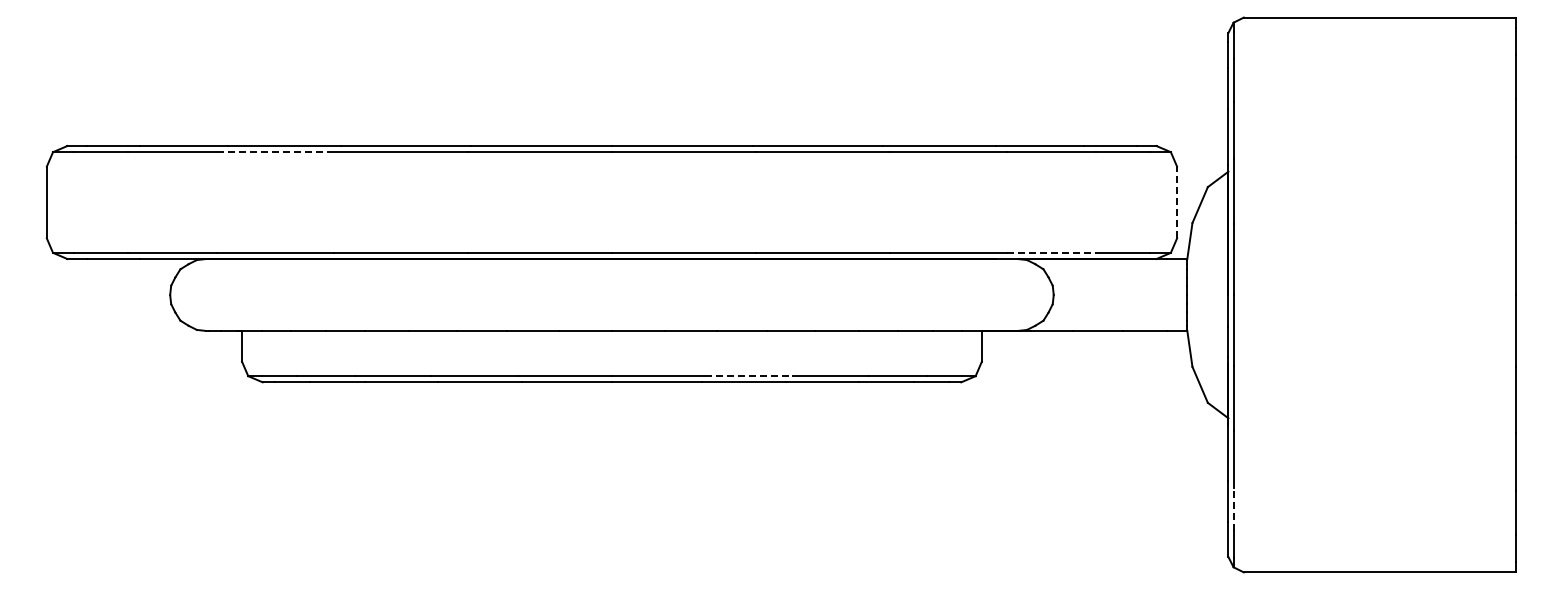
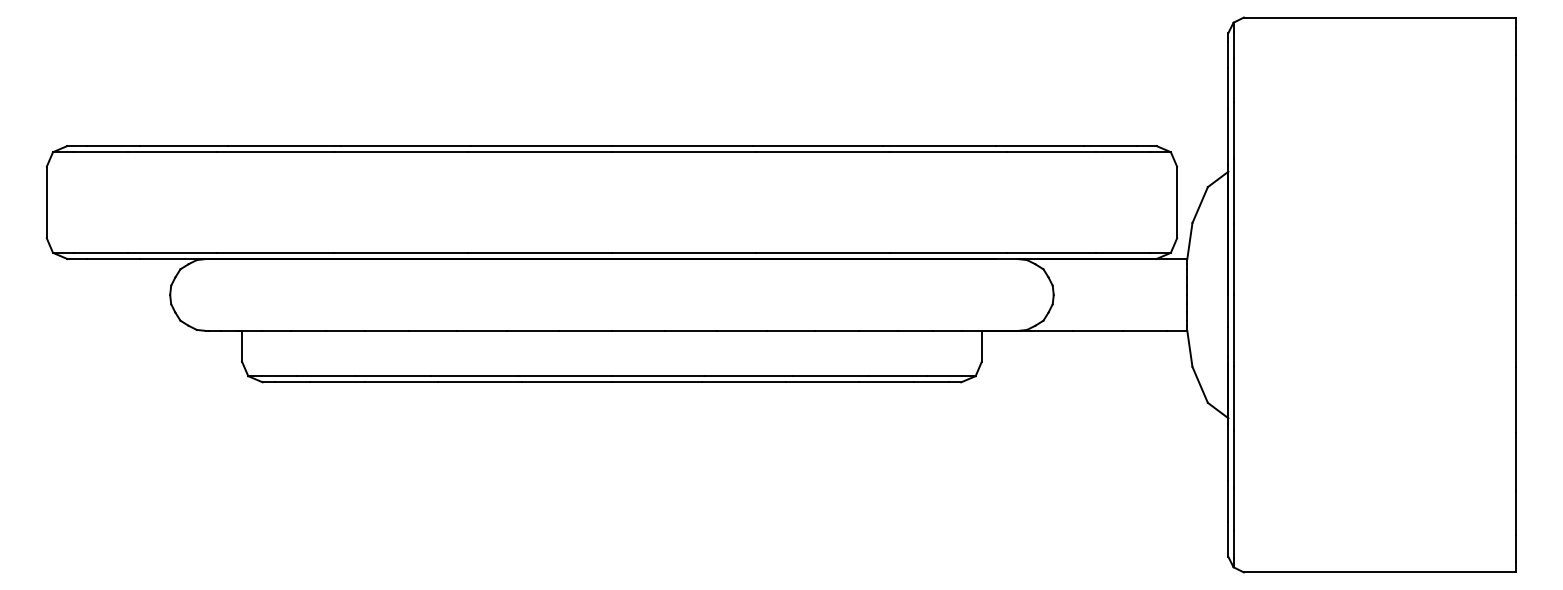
line: dashed -> solid (275, 152)
line: dashed -> solid (1177, 202)
line: dashed -> solid (1051, 252)
line: dashed -> solid (749, 376)
line: dashed -> solid (1233, 509)
